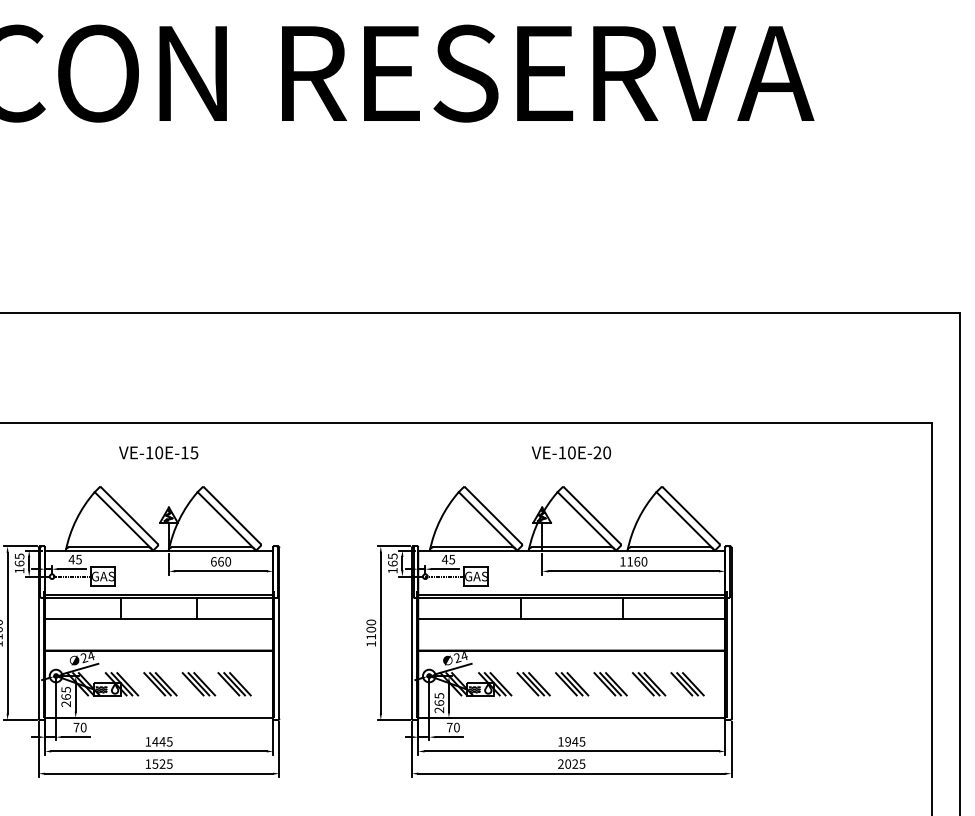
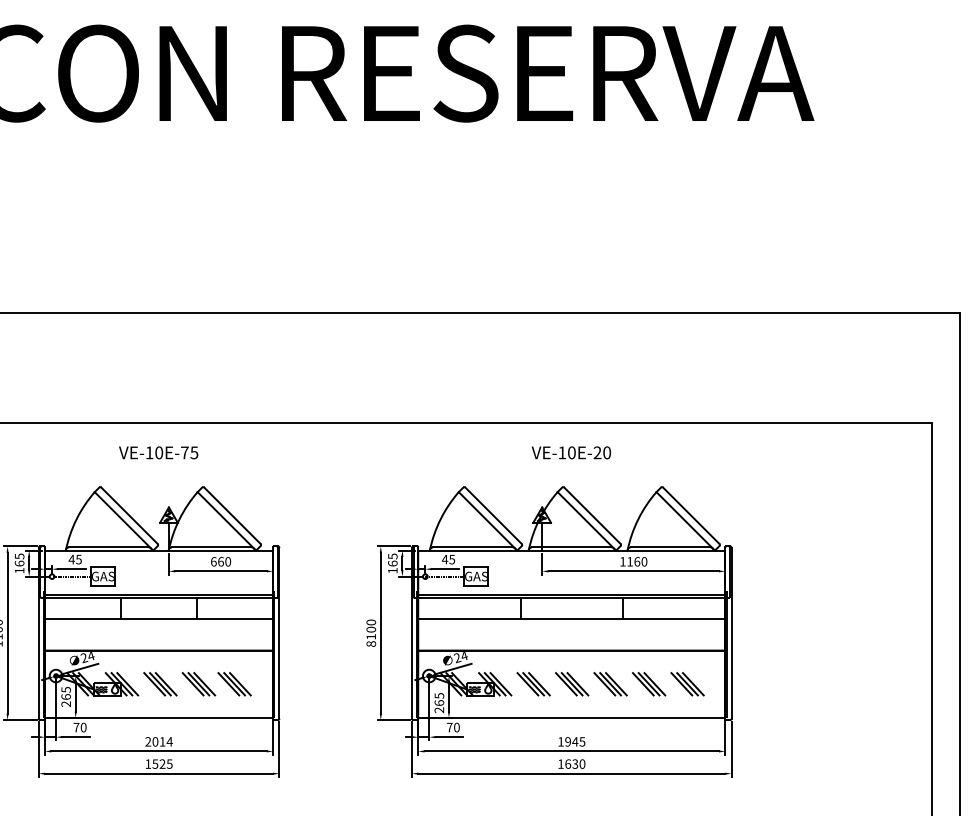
text: VE-10E-15 -> VE-10E-75 (184, 452)
text: 1100 -> 8100 (371, 643)
text: 1445 -> 2014 (158, 741)
text: 2025 -> 1630 (571, 763)
